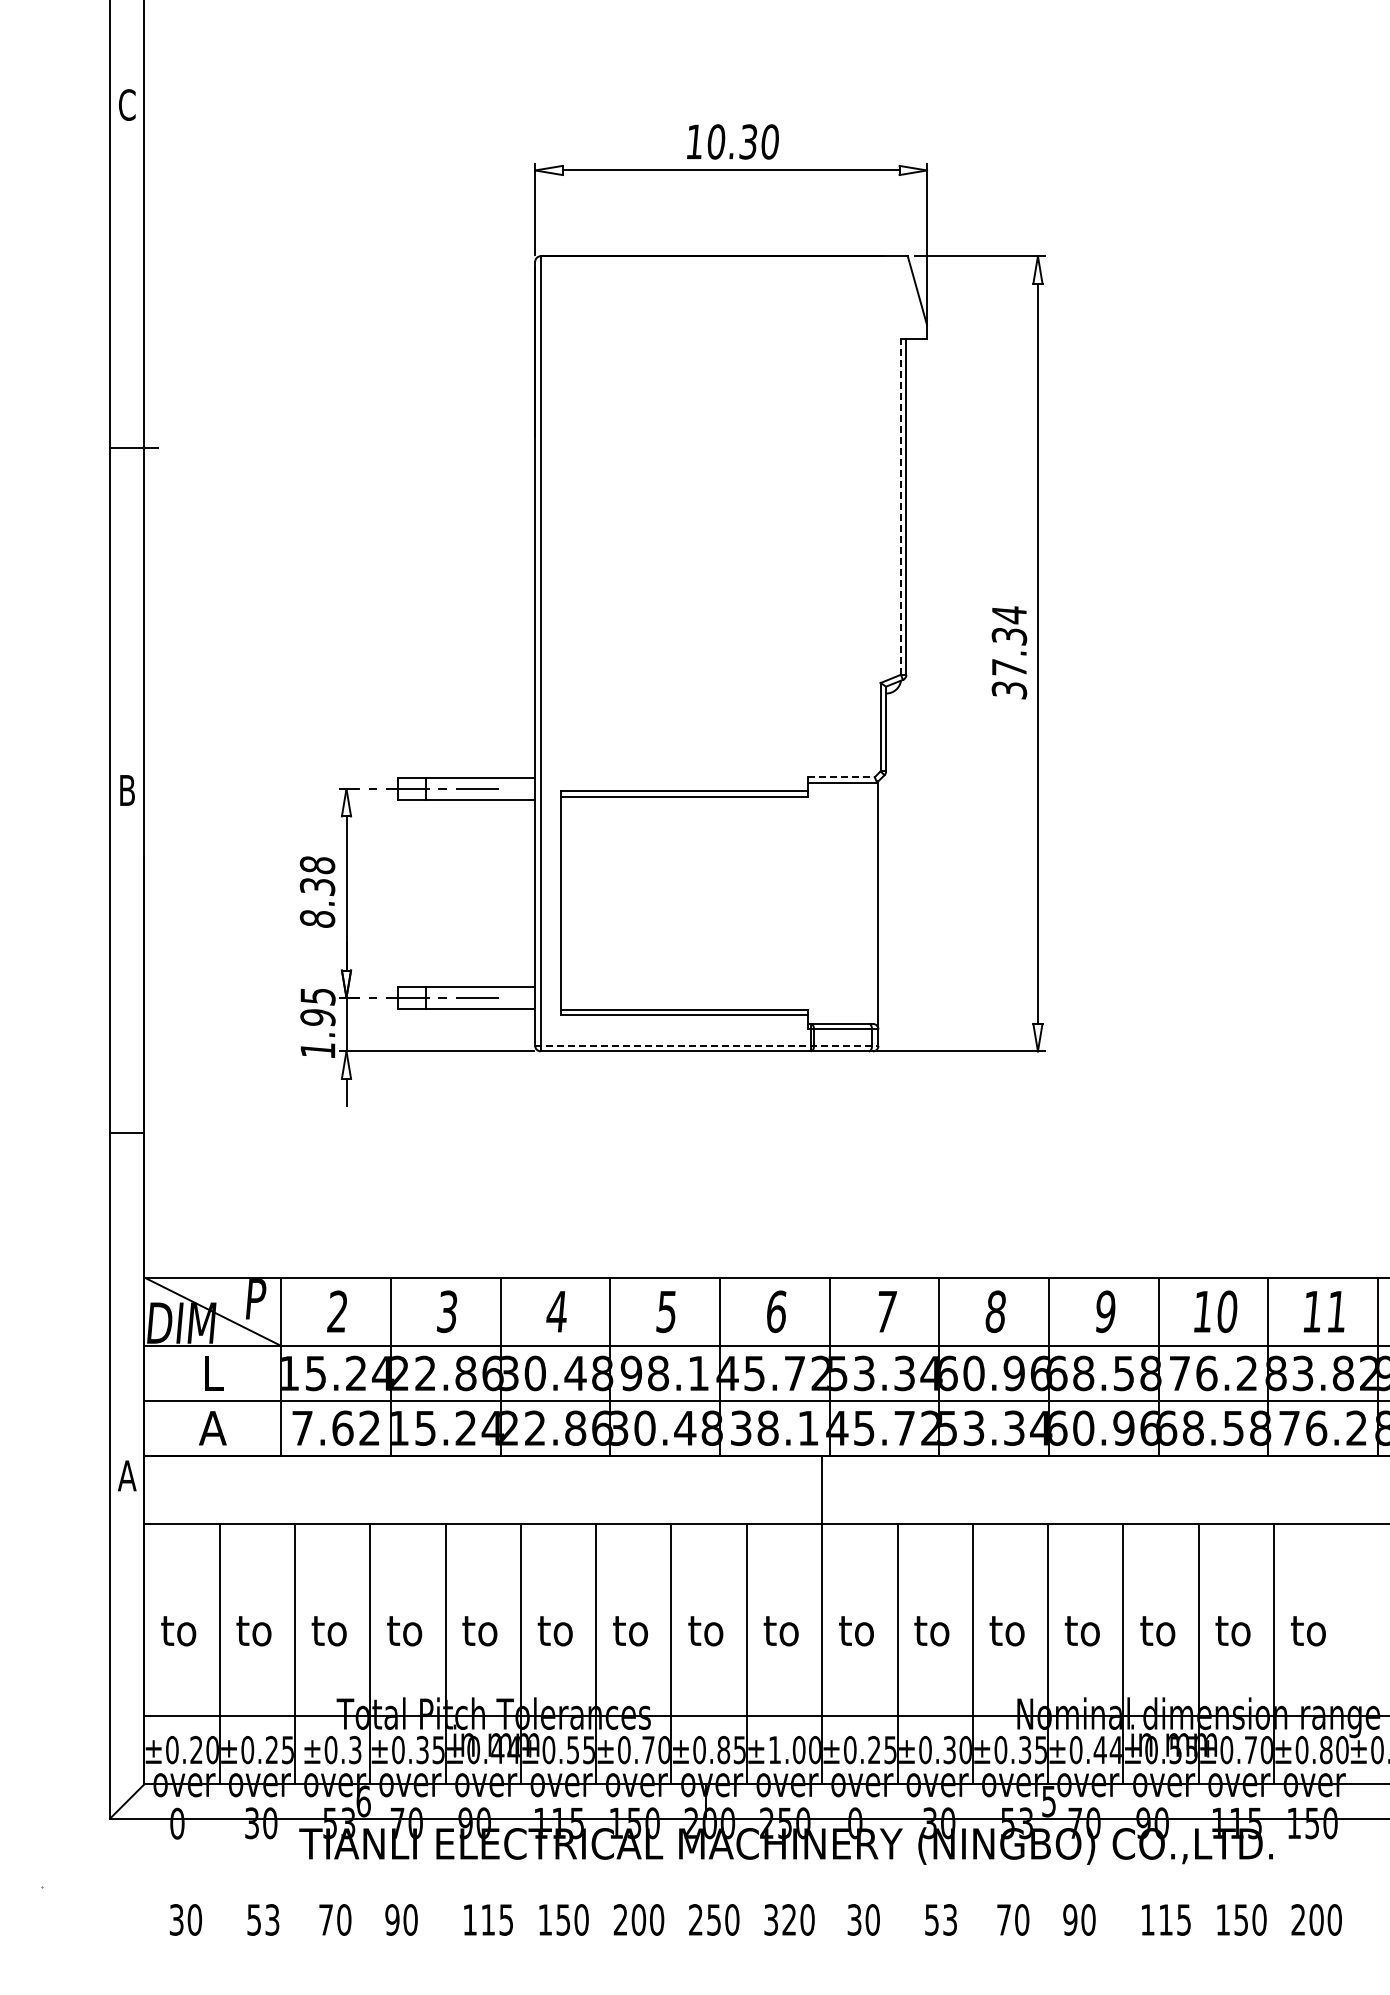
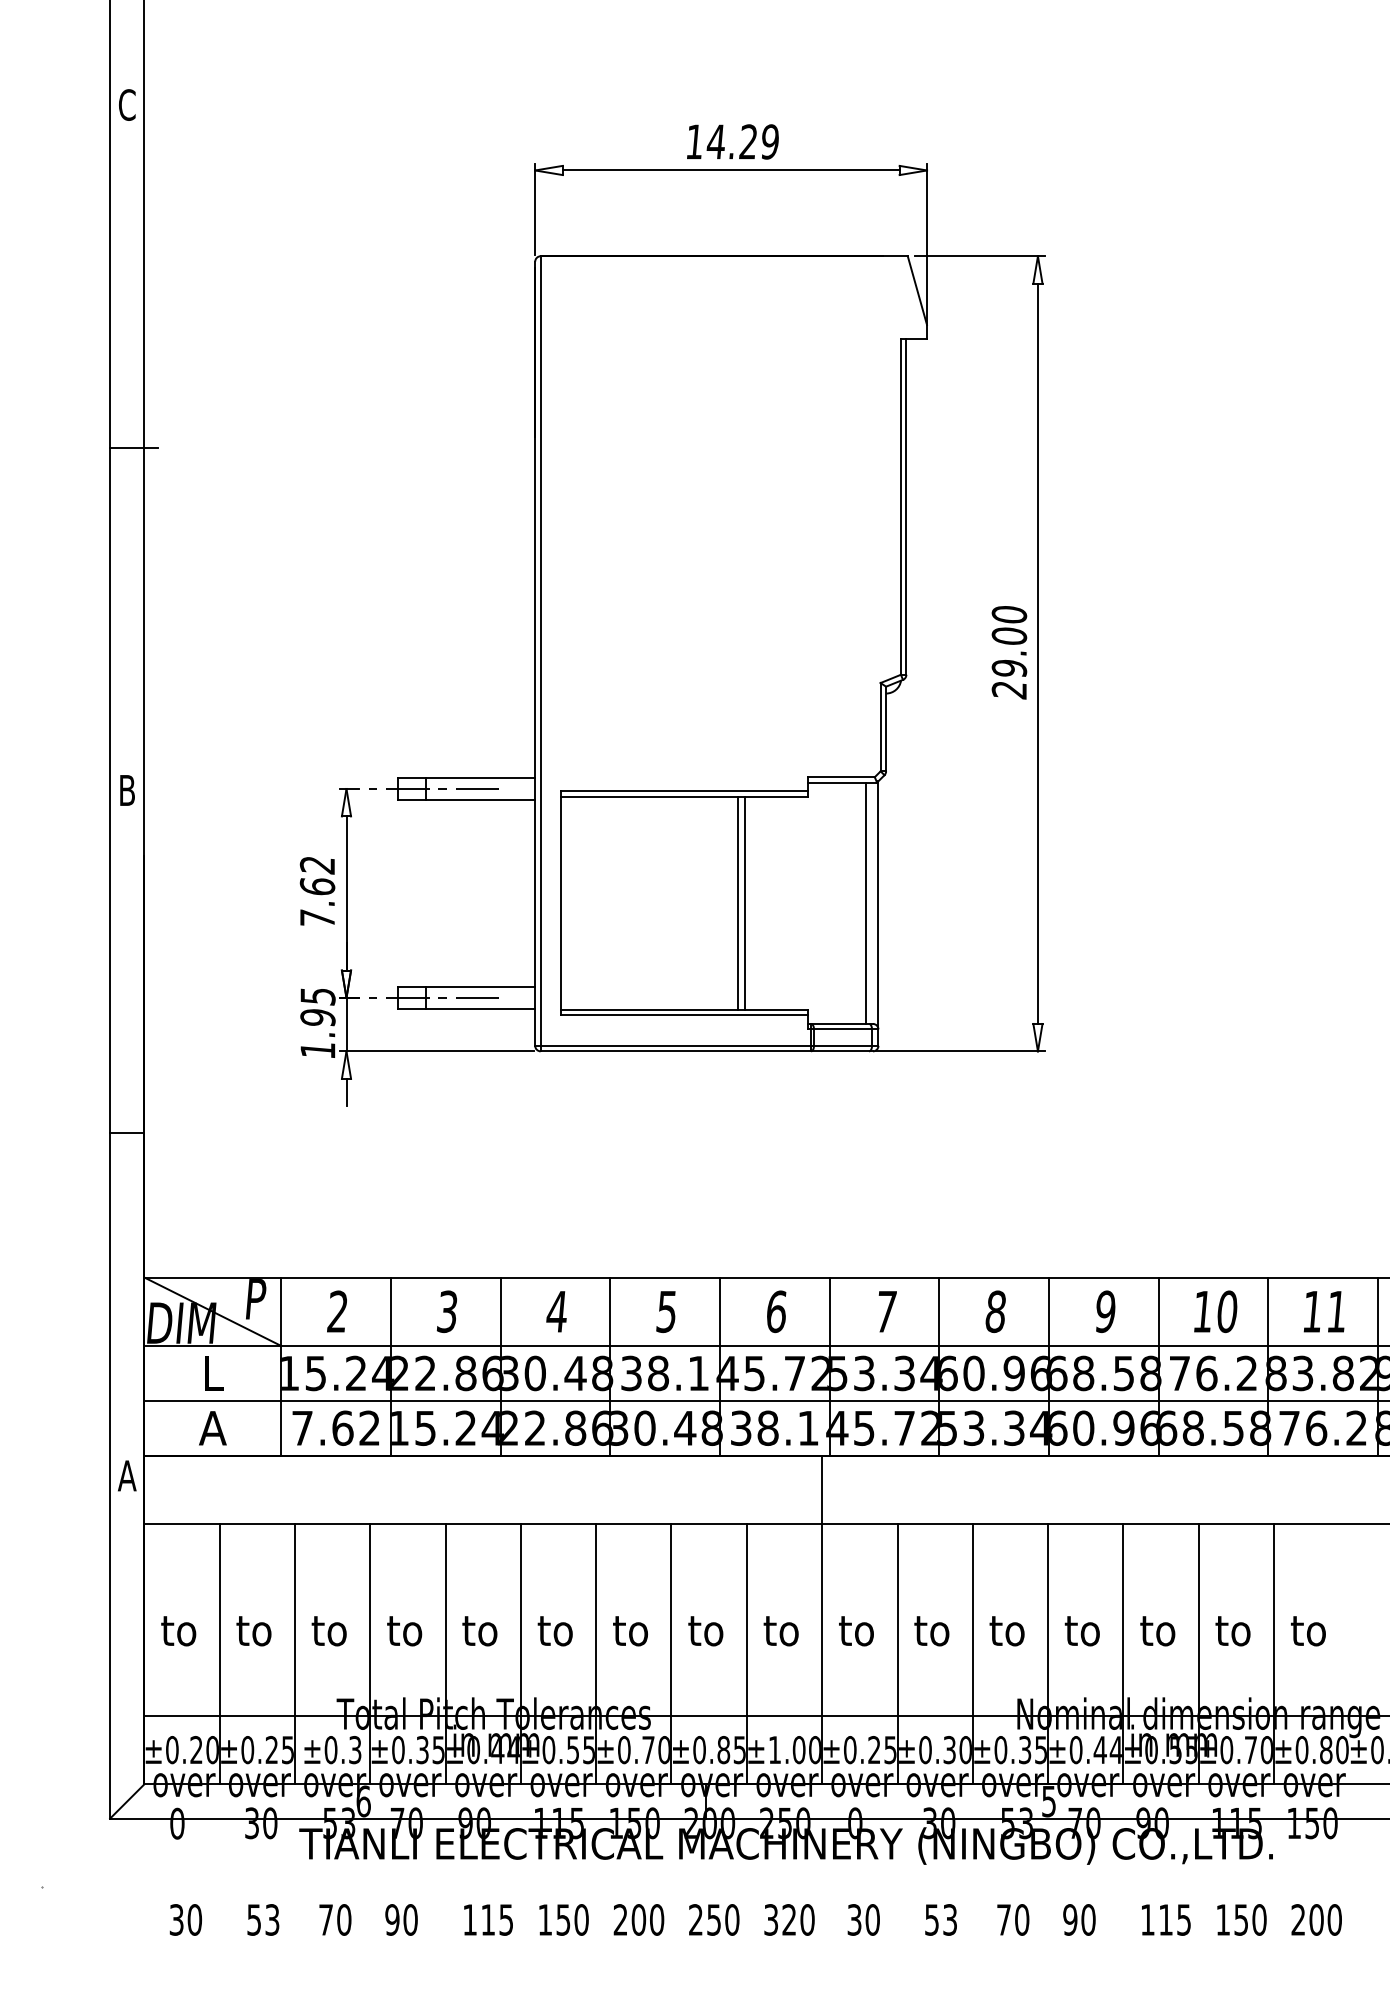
text: 10.30 -> 14.29 (742, 141)
line: dashed -> solid (900, 506)
text: 37.34 -> 29.00 (1009, 652)
line: dashed -> solid (841, 777)
text: 8.38 -> 7.62 (317, 891)
line: none -> present (737, 902)
line: none -> present (744, 902)
line: none -> present (866, 902)
line: dashed -> solid (706, 1045)
text: 98.1 -> 38.1 (631, 1373)
